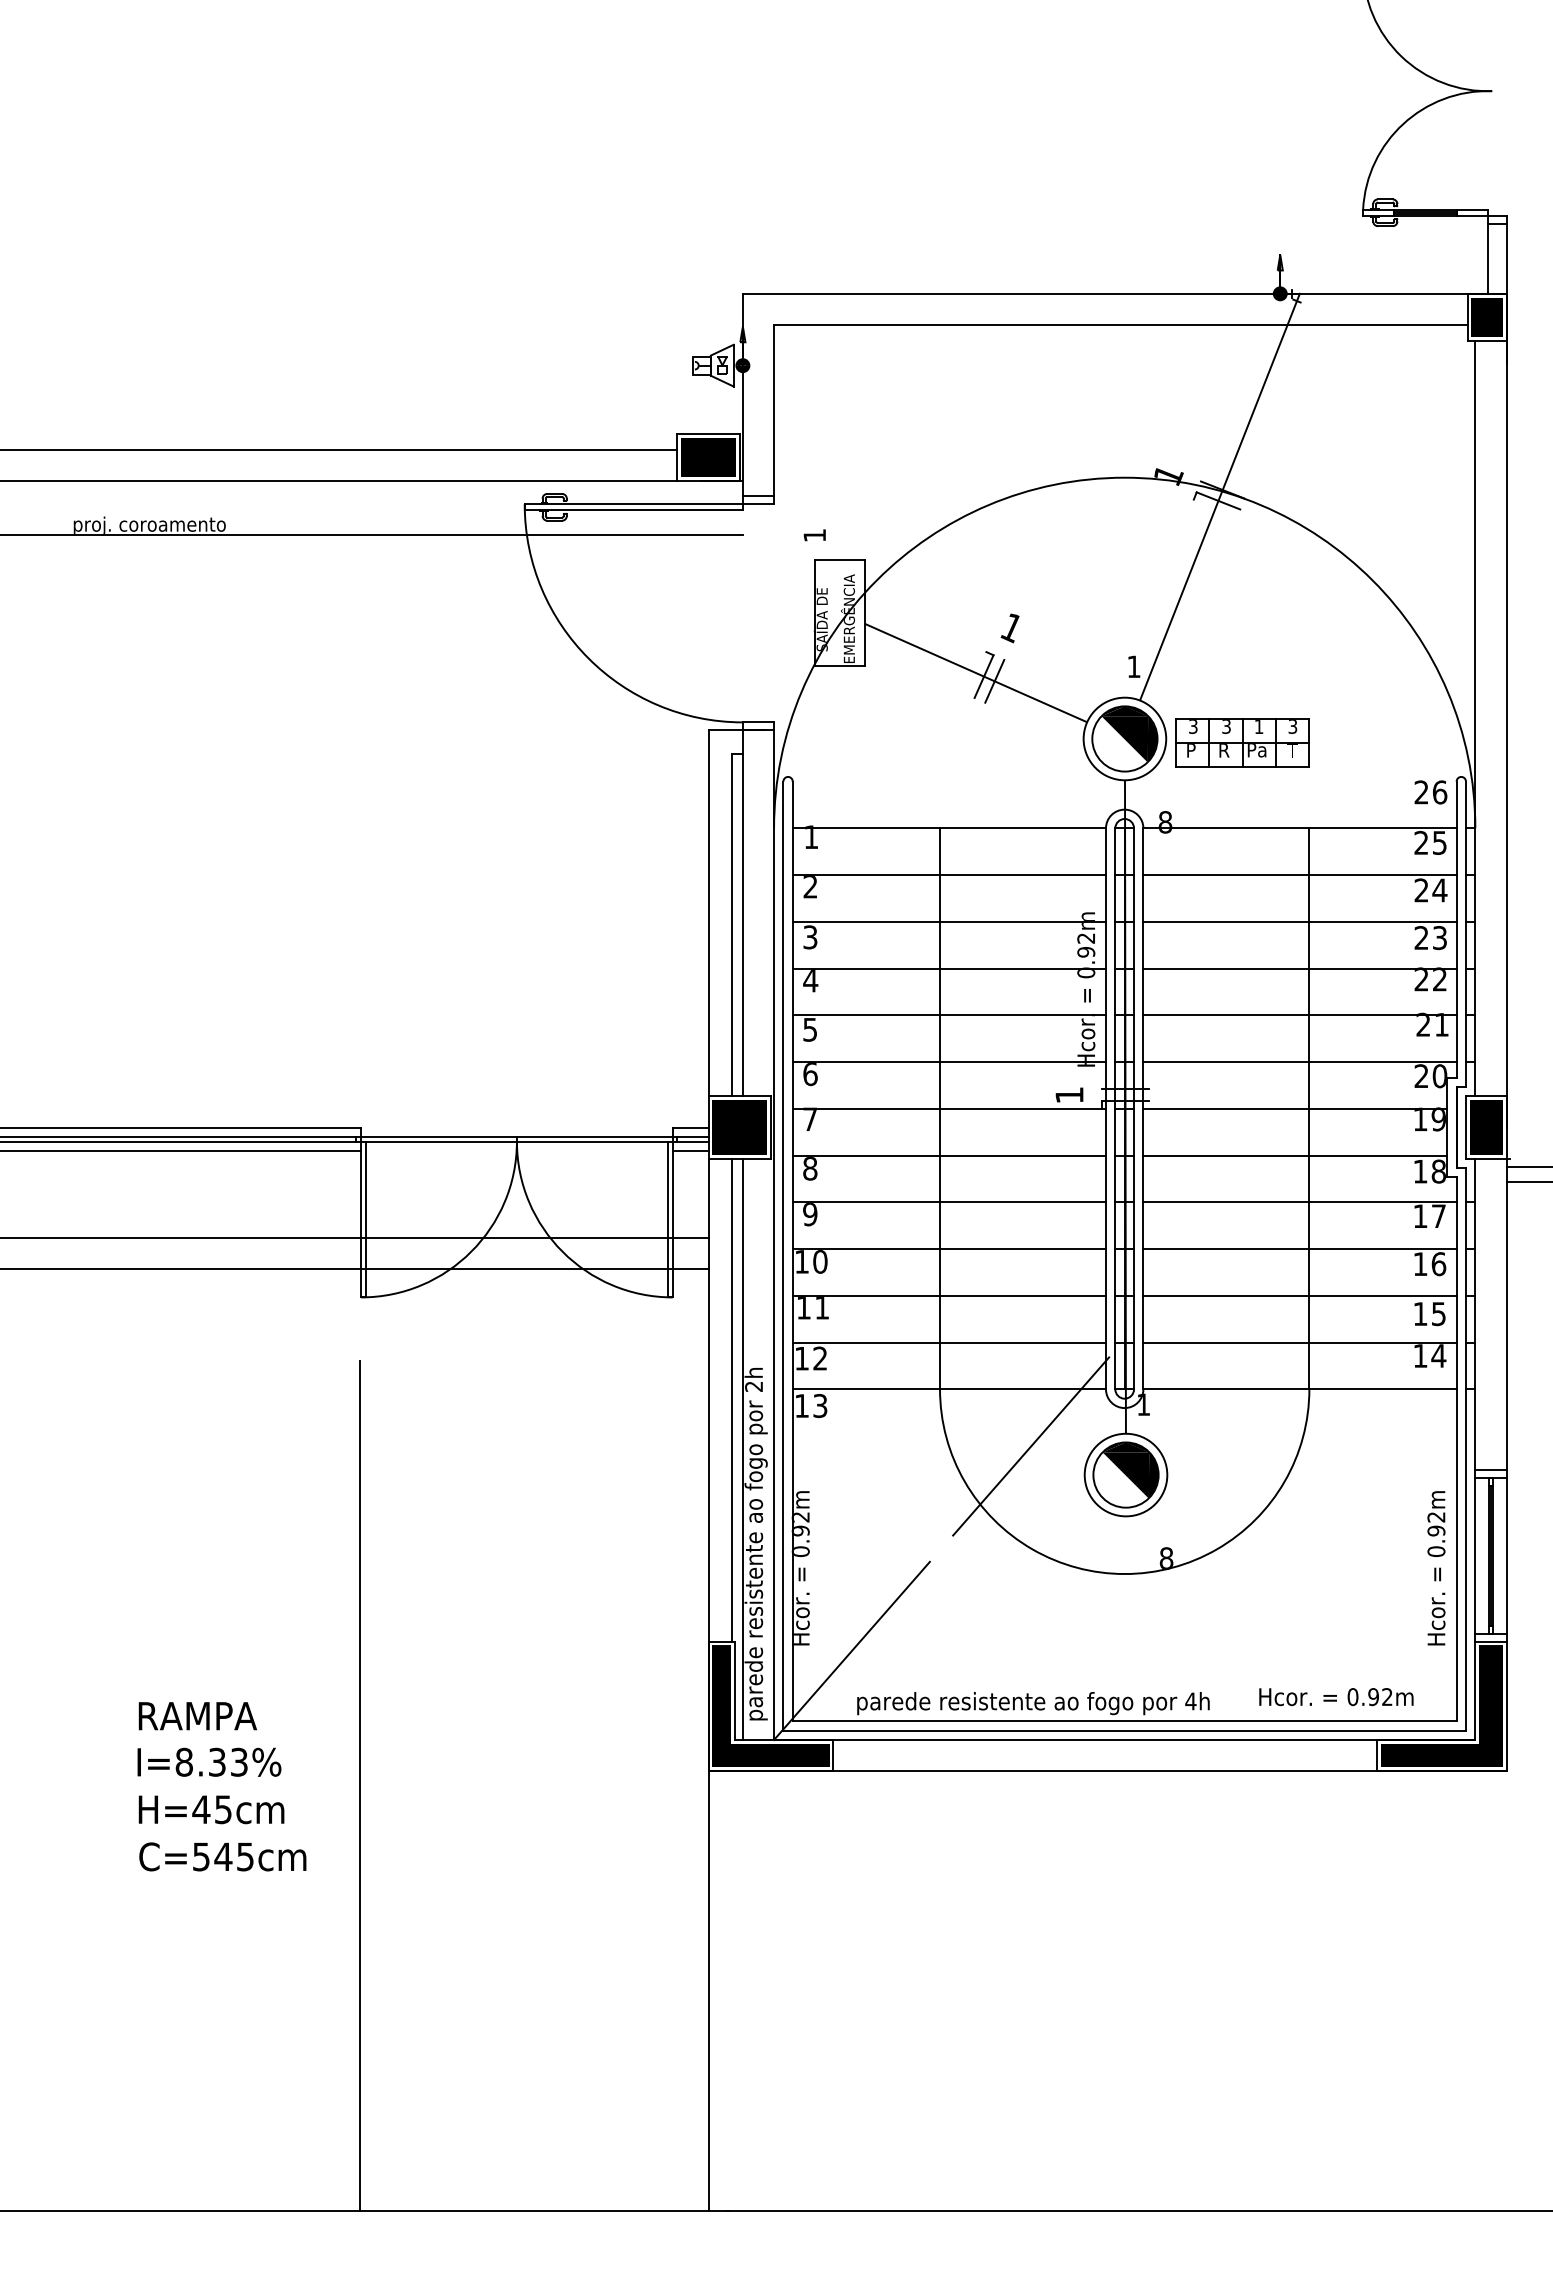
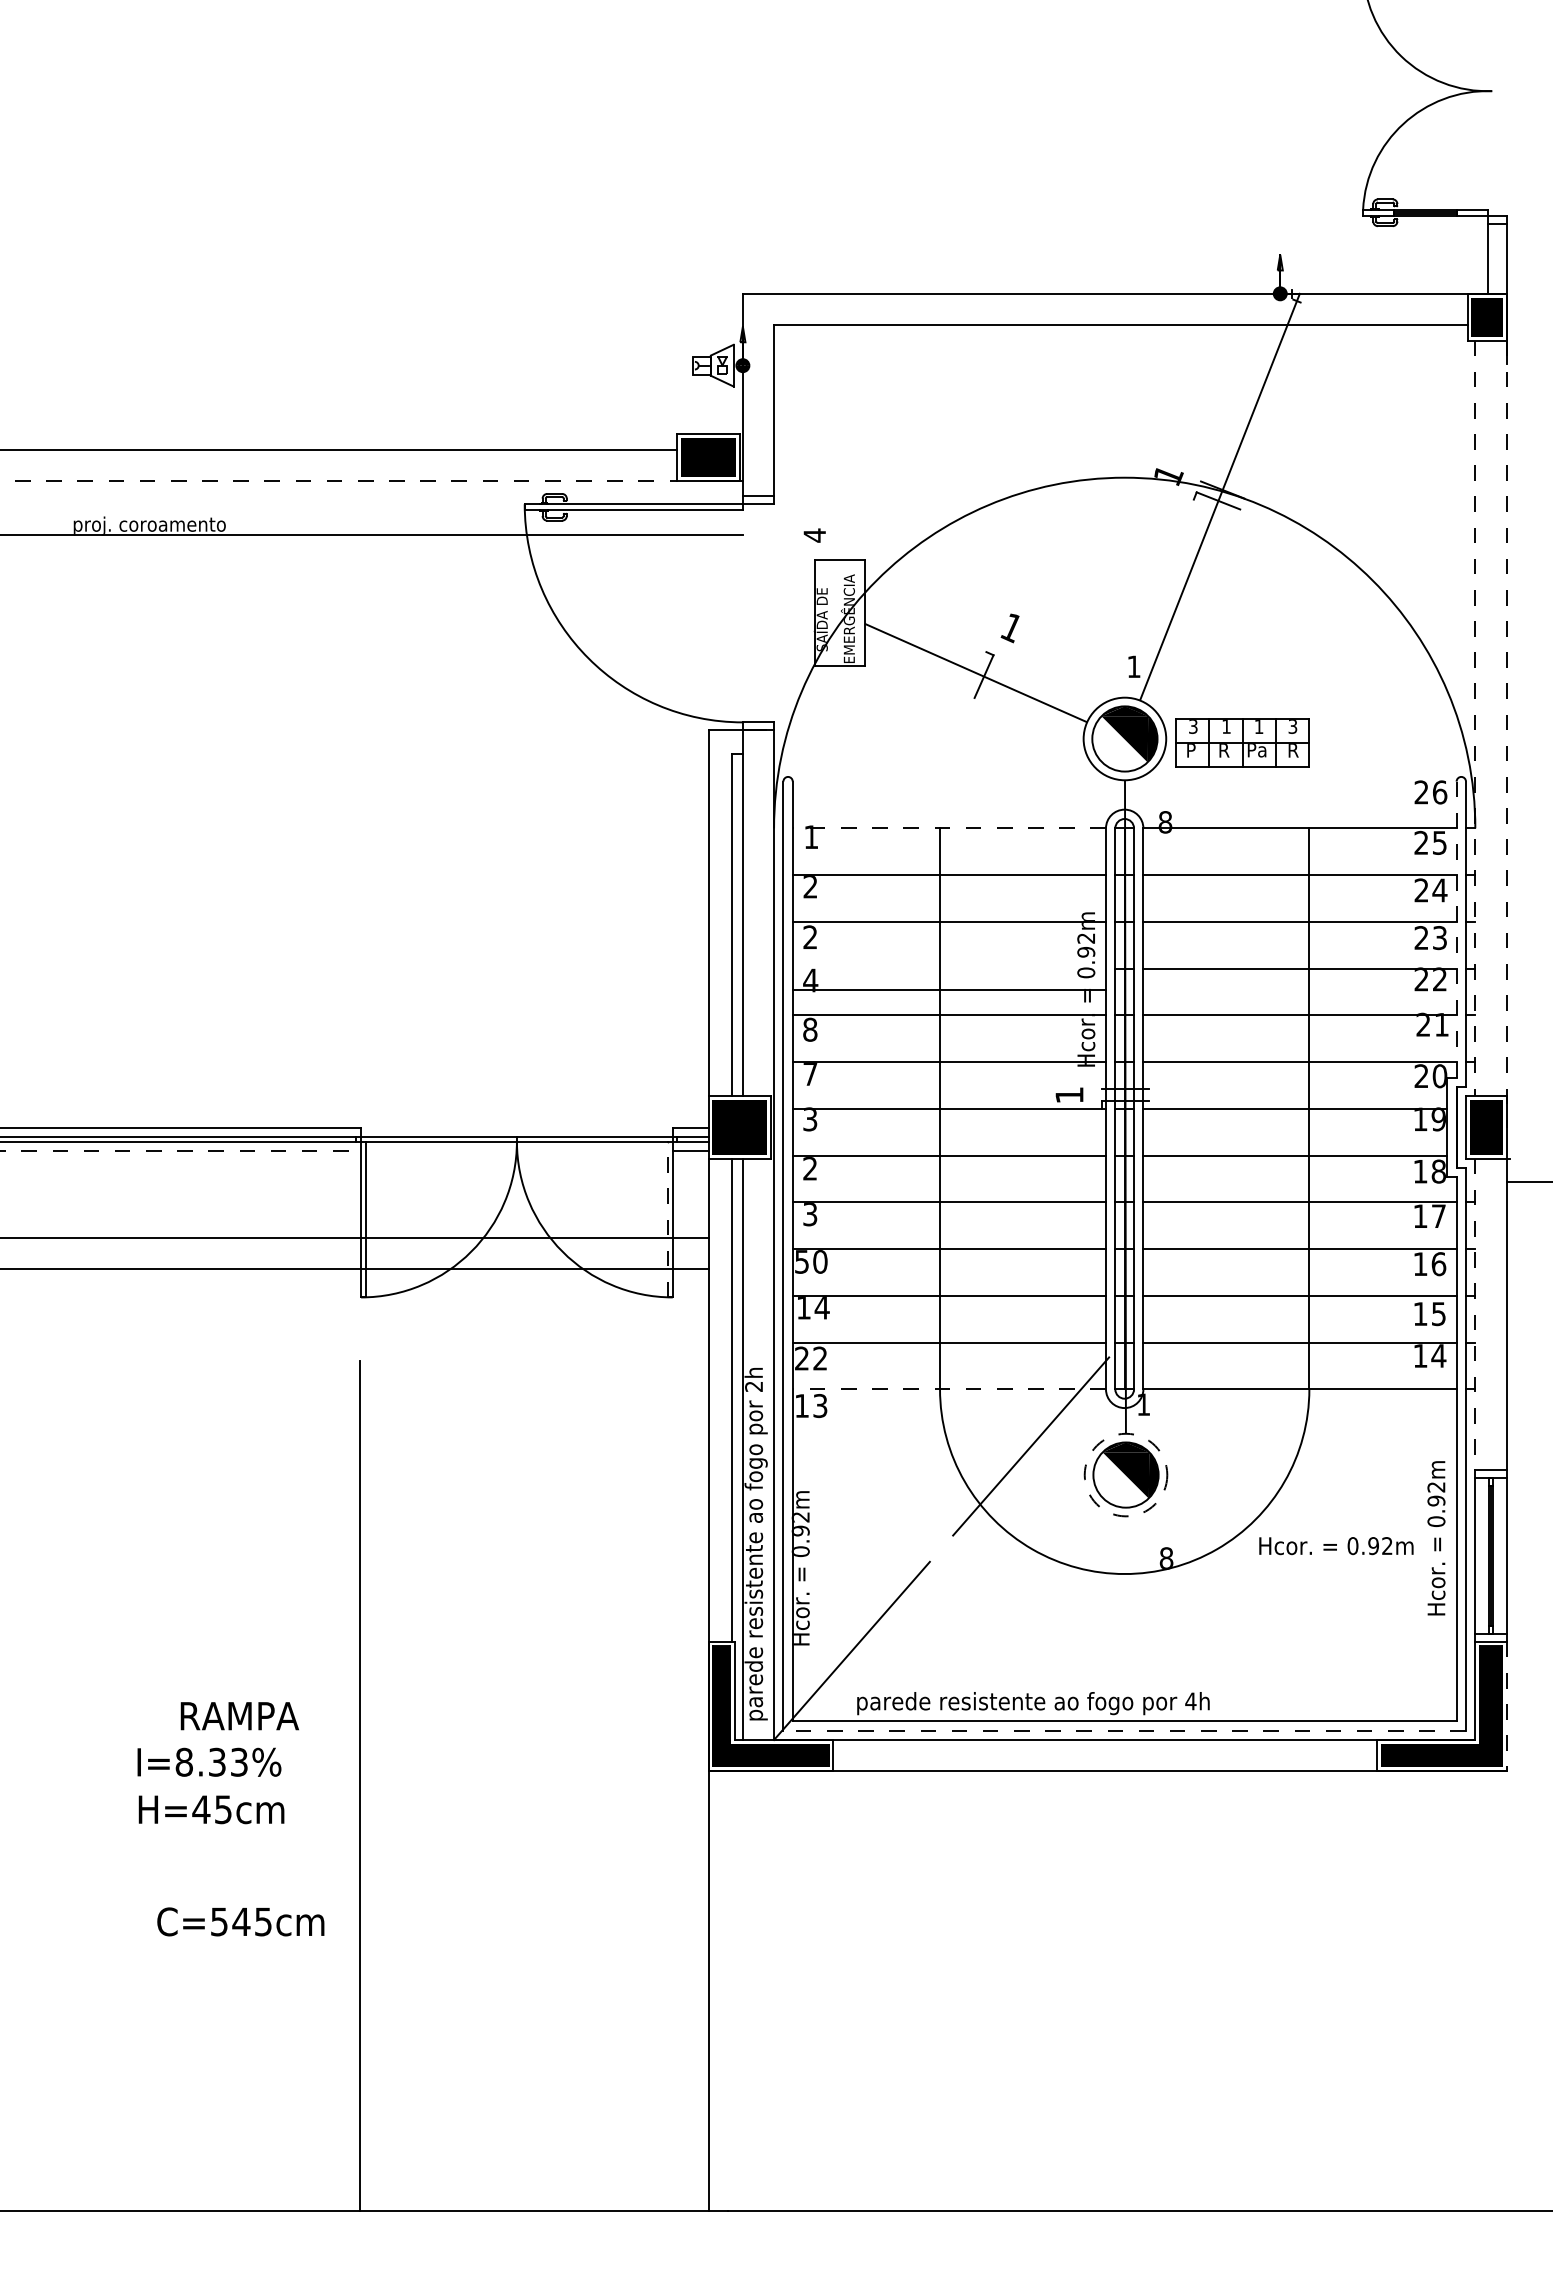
line: solid -> dashed (339, 480)
text: 1 -> 4 (814, 535)
line: present -> none (994, 680)
line: solid -> dashed (1475, 718)
text: 3 -> 1 (1226, 726)
line: solid -> dashed (1506, 734)
text: T -> R (1292, 750)
line: solid -> dashed (949, 828)
line: solid -> dashed (1456, 929)
text: 3 -> 2 (810, 937)
line position: (948, 968) -> (948, 989) (948, 989)
text: 5 -> 8 (810, 1029)
text: 6 -> 7 (810, 1074)
text: 7 -> 3 (810, 1119)
line: solid -> dashed (181, 1150)
line: present -> none (1527, 1166)
text: 8 -> 2 (810, 1168)
text: 9 -> 3 (810, 1214)
line: solid -> dashed (668, 1219)
text: 10 -> 50 (801, 1261)
text: 11 -> 14 (821, 1308)
line: solid -> dashed (1475, 1314)
text: 12 -> 22 (801, 1358)
line: solid -> dashed (949, 1389)
circle: solid -> dashed (1125, 1474)
text position: (1436, 1568) -> (1436, 1538) (1436, 1538)
text position: (1336, 1697) -> (1336, 1546) (1336, 1546)
line: solid -> dashed (1506, 1706)
text position: (197, 1716) -> (239, 1716) (239, 1716)
line: solid -> dashed (1124, 1730)
text position: (222, 1856) -> (240, 1921) (240, 1921)
